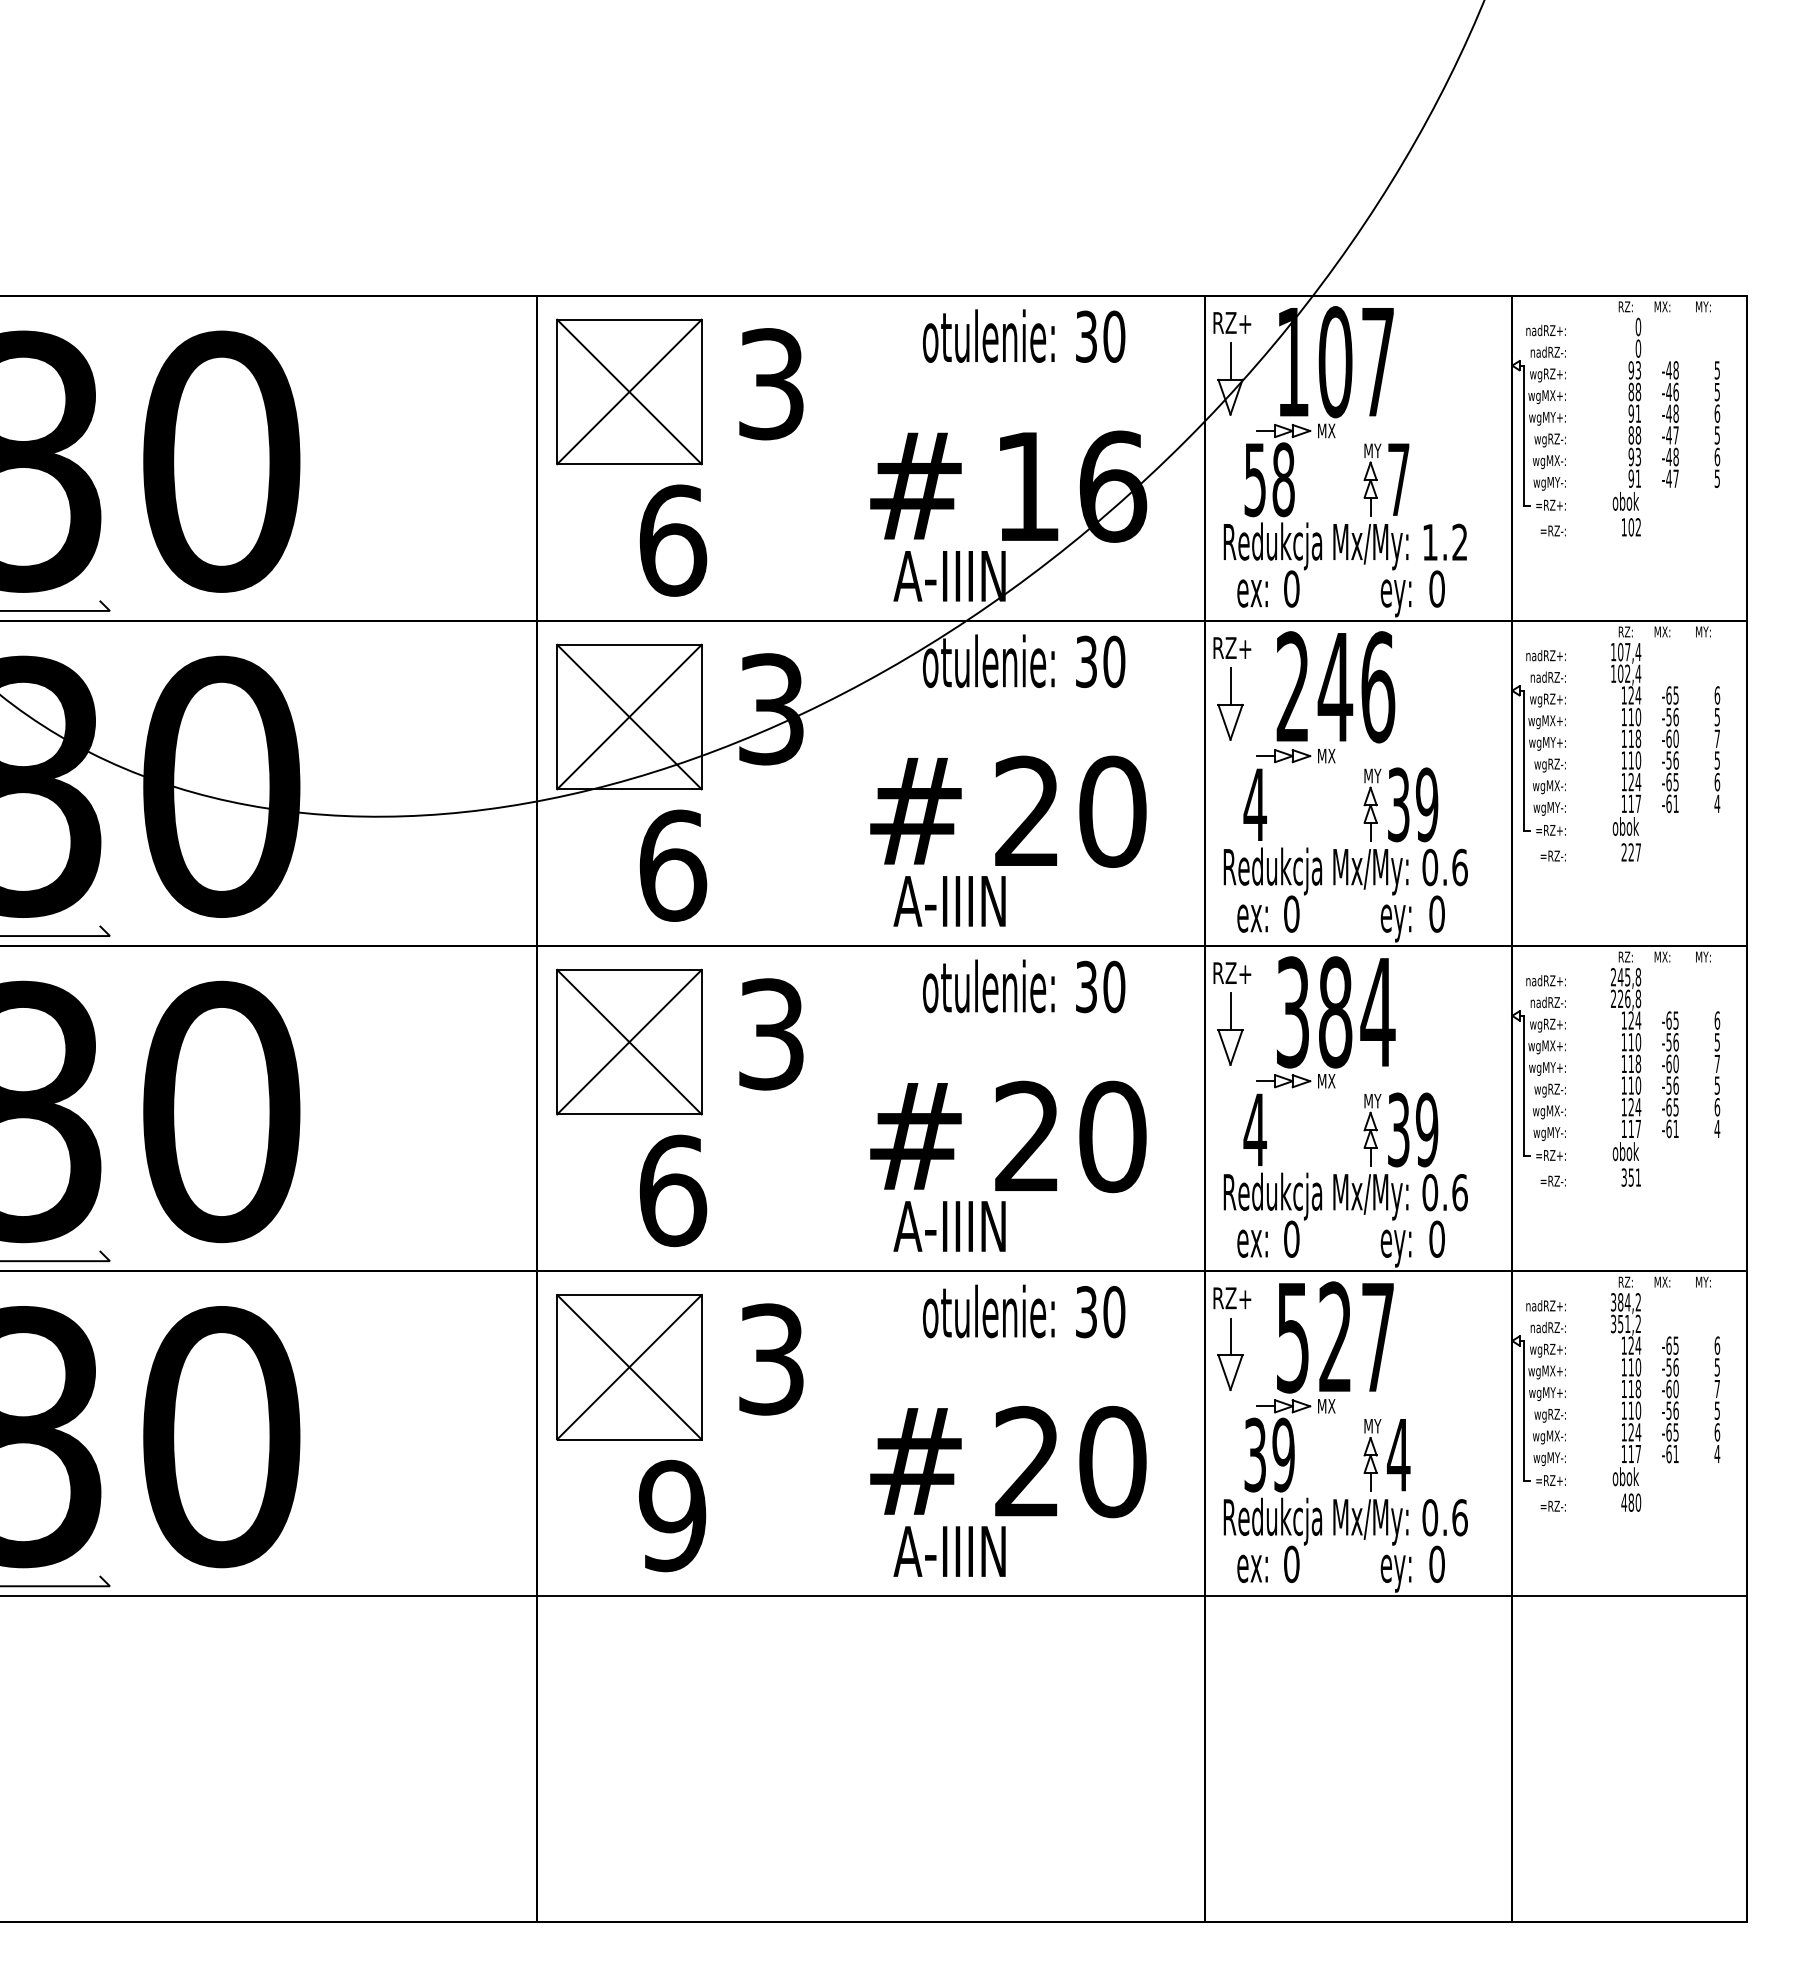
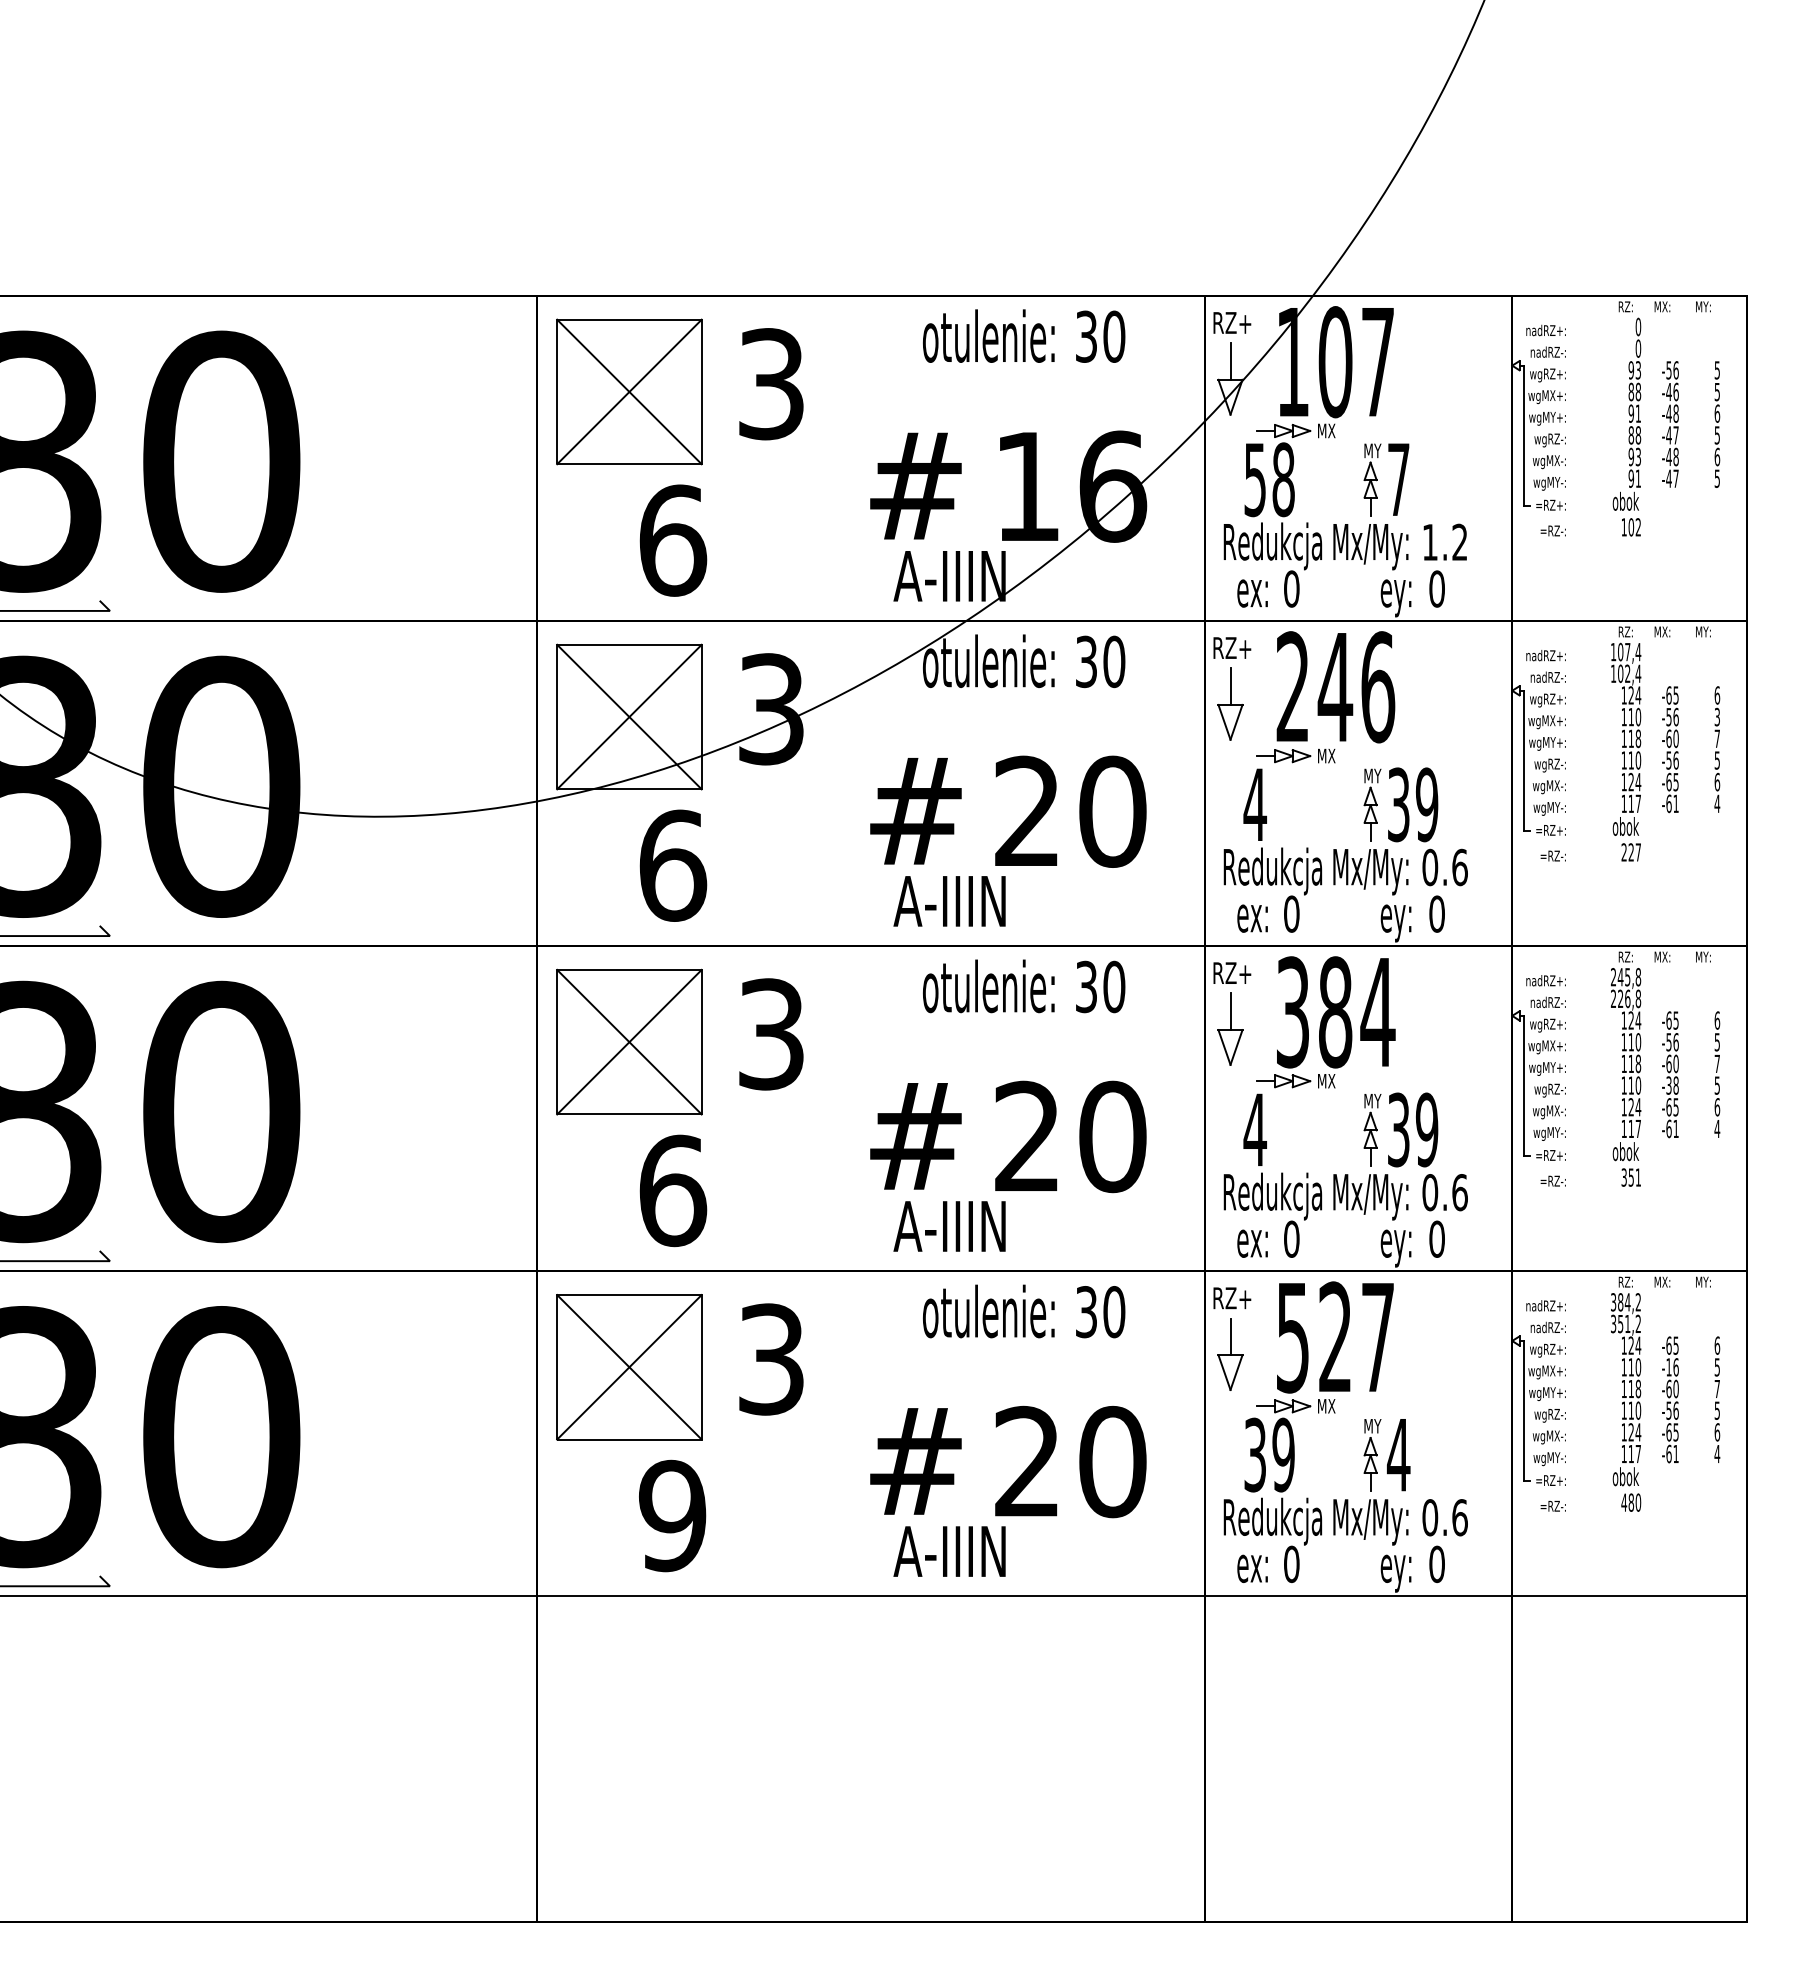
text: -48 -> -56 (1672, 370)
text: 5 -> 3 (1717, 716)
text: -56 -> -38 (1672, 1085)
text: -56 -> -16 (1668, 1367)
